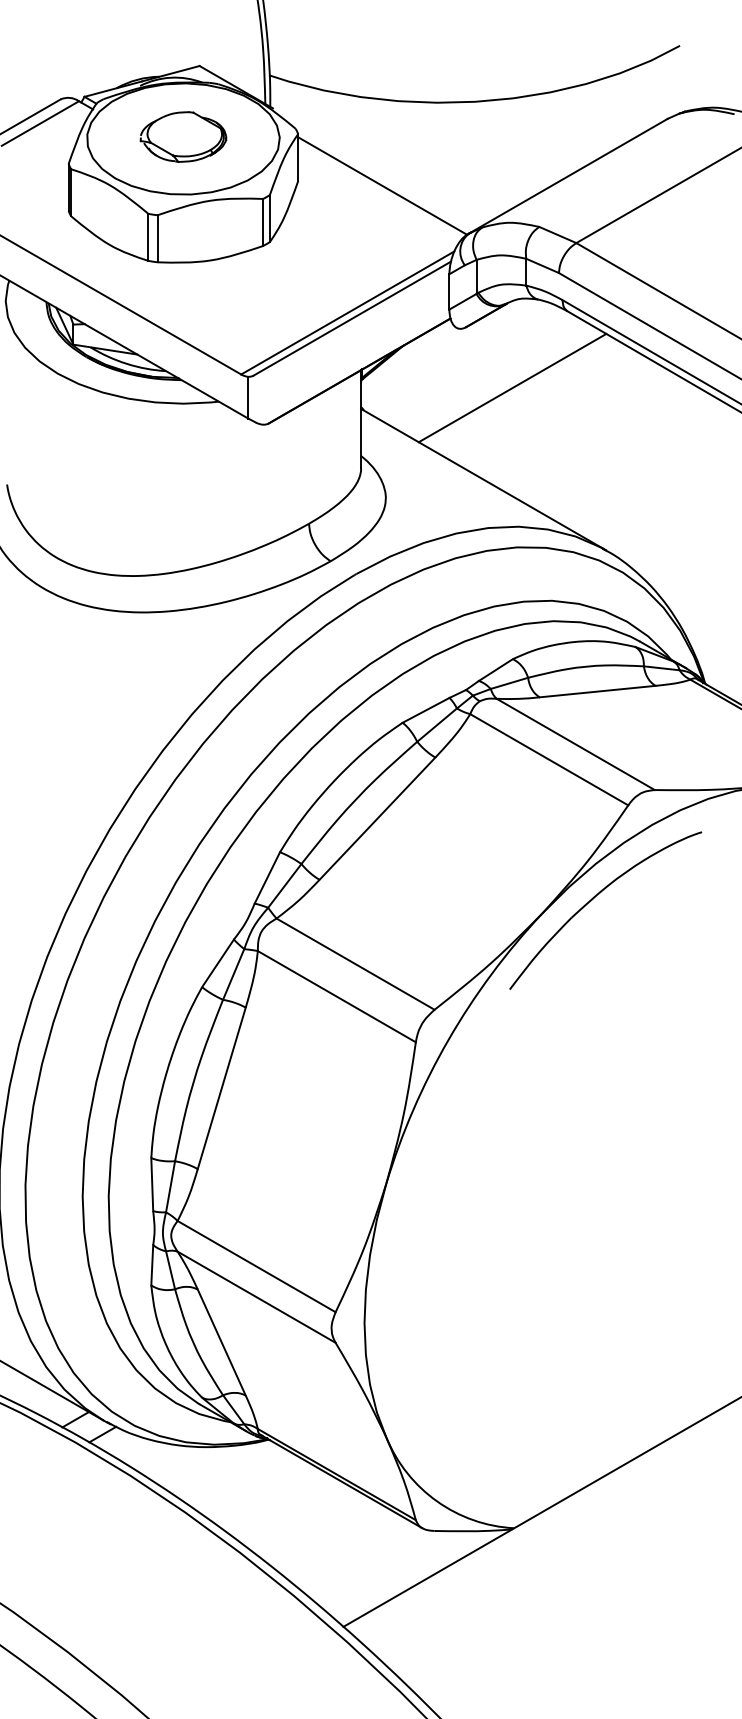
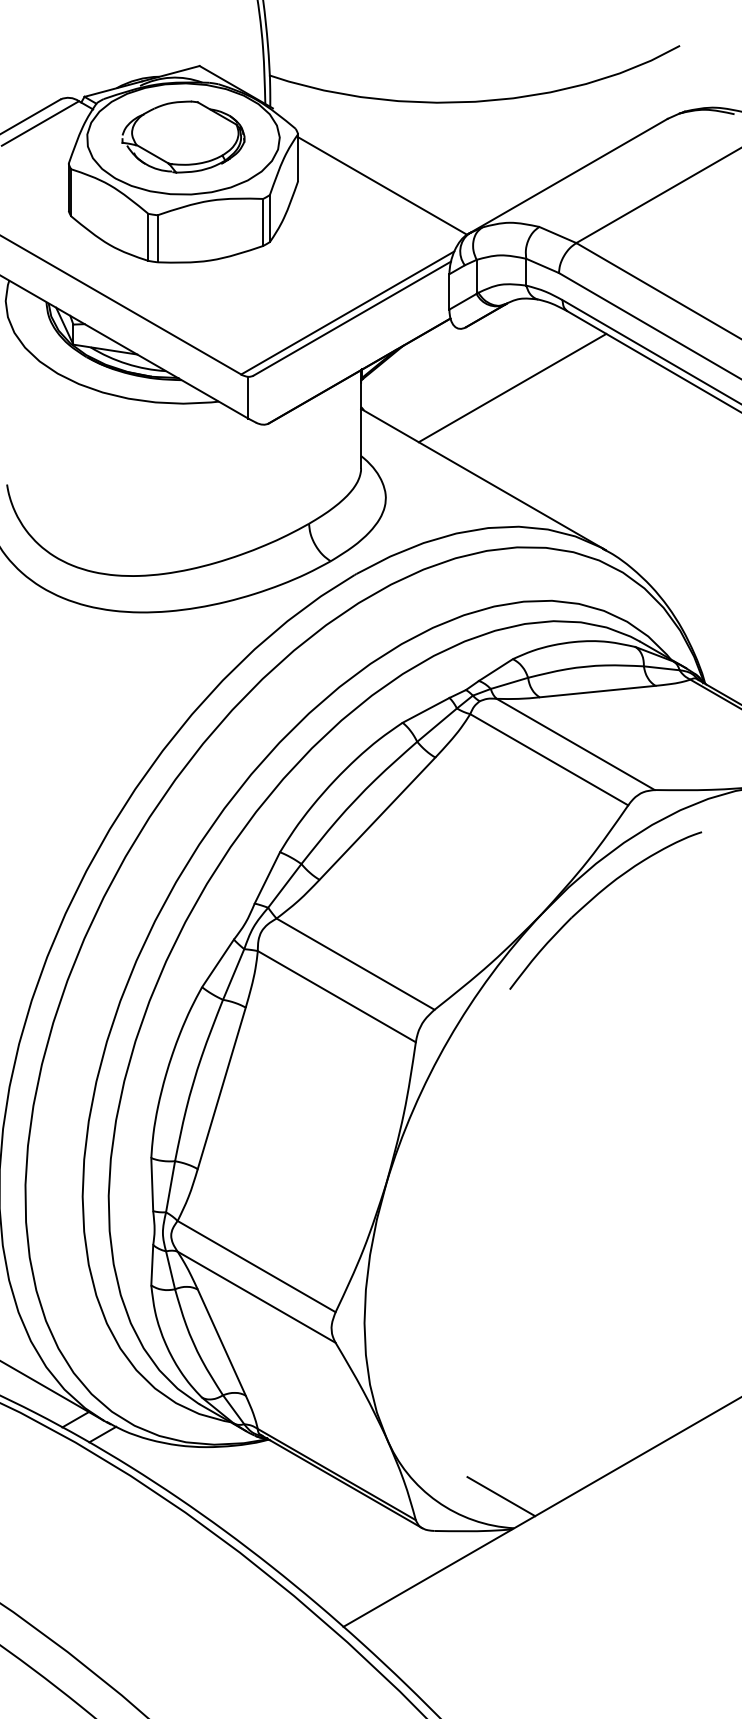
part size: 89x52 px -> 125x74 px (183, 136)
line: none -> present (501, 1496)
